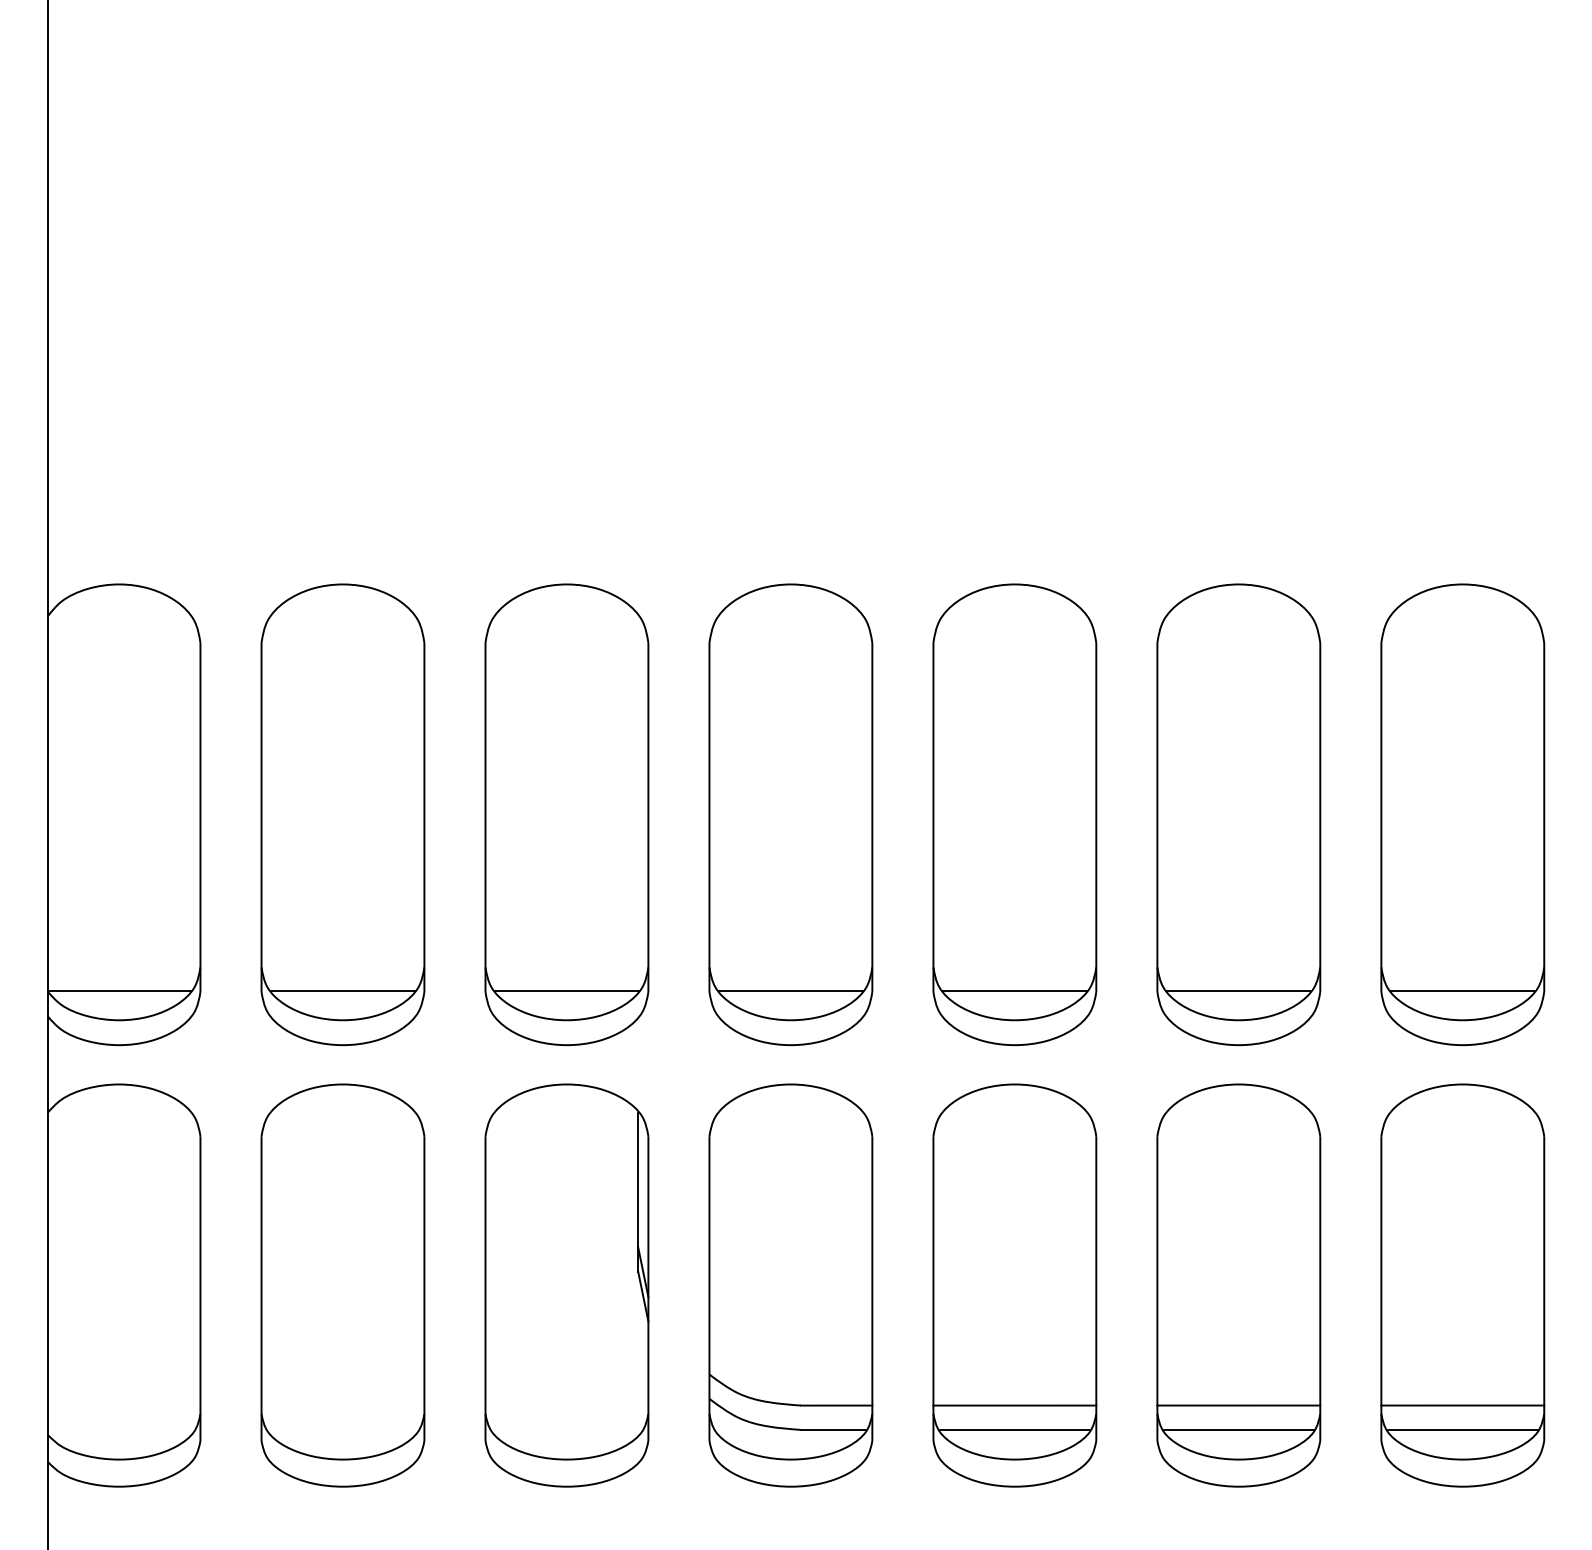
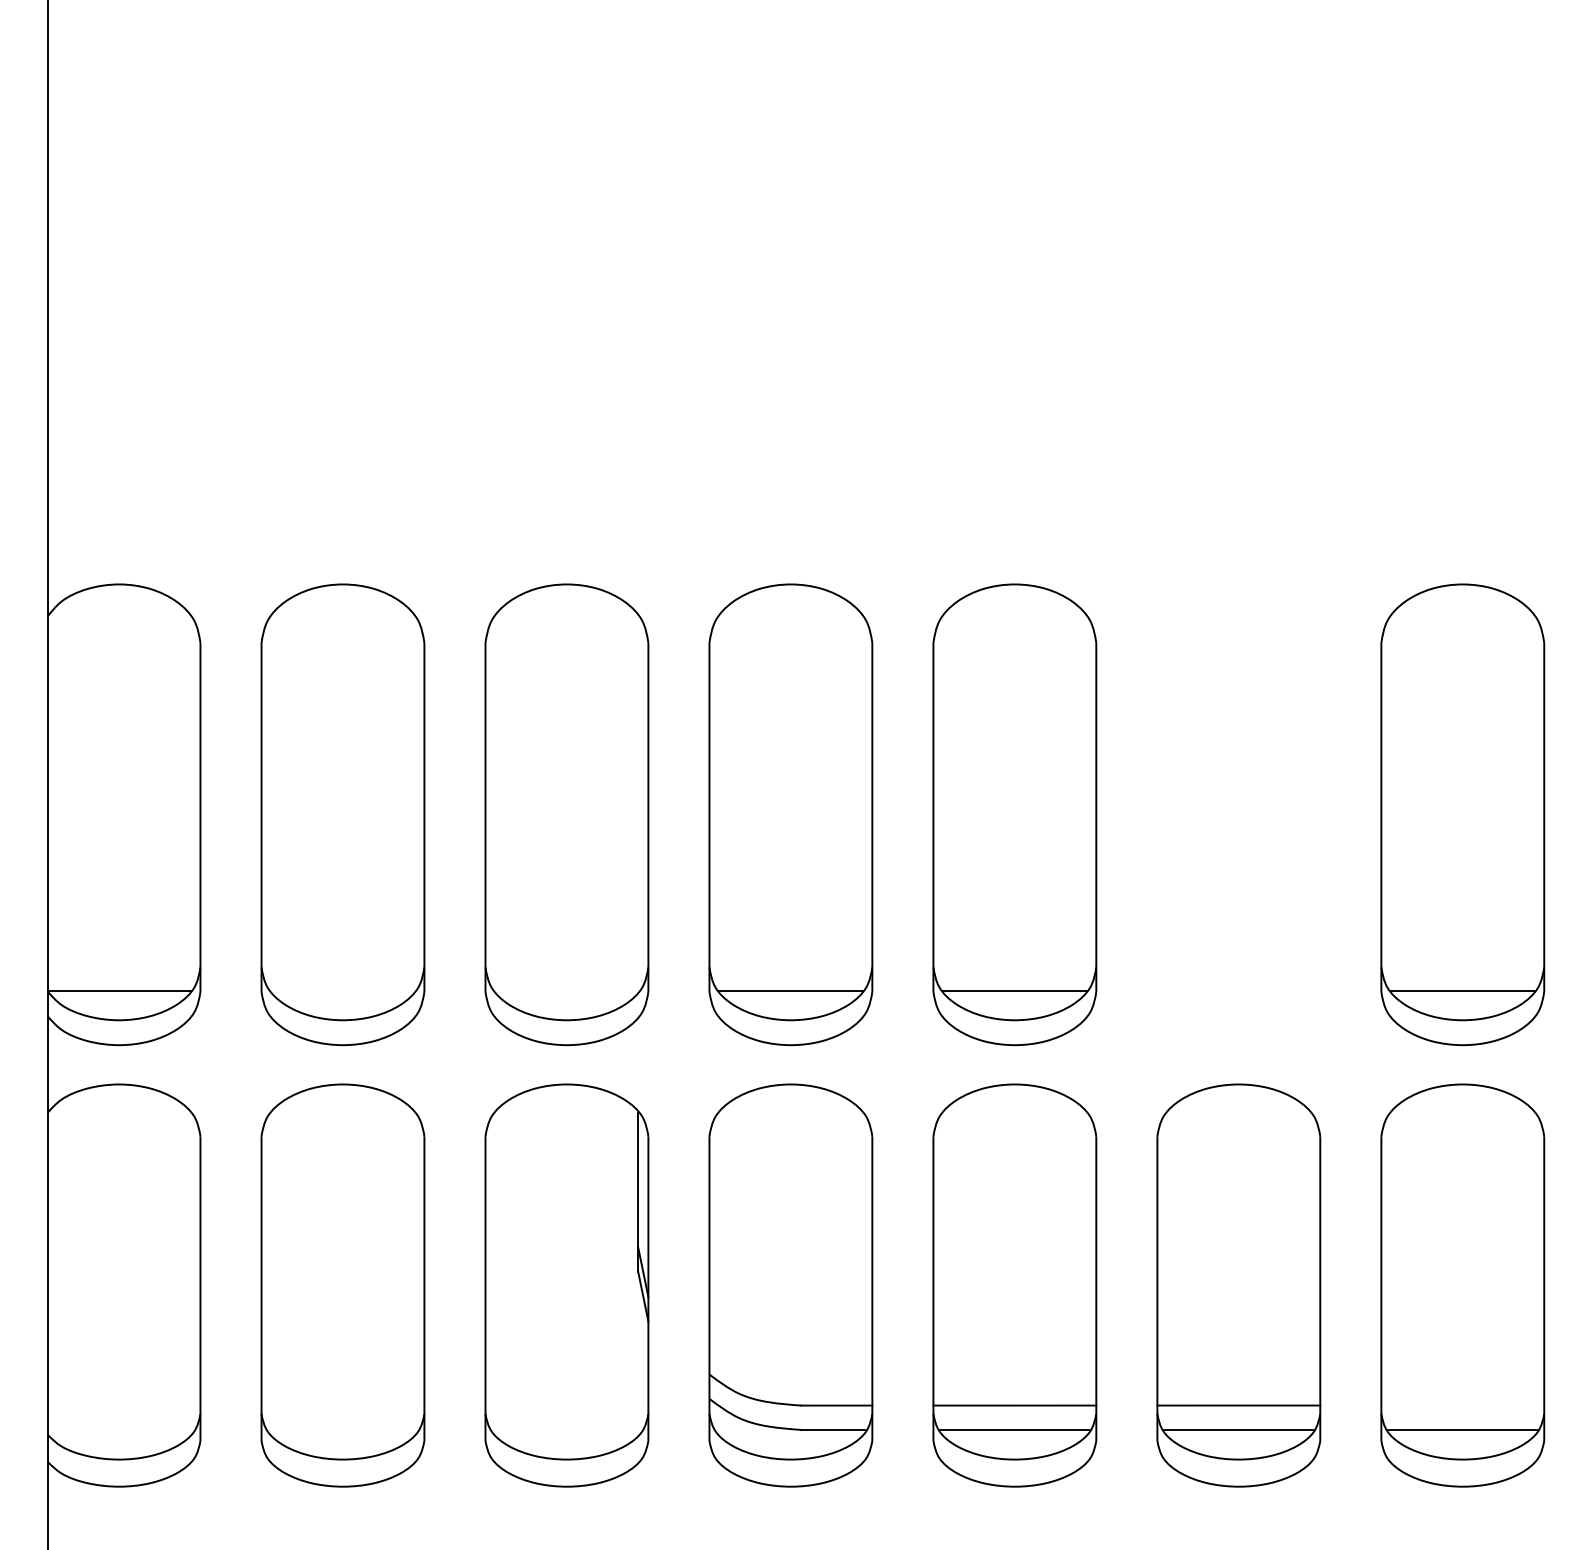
part: present -> none (1238, 814)
line: present -> none (342, 991)
line: present -> none (566, 991)
line: present -> none (1462, 1405)
